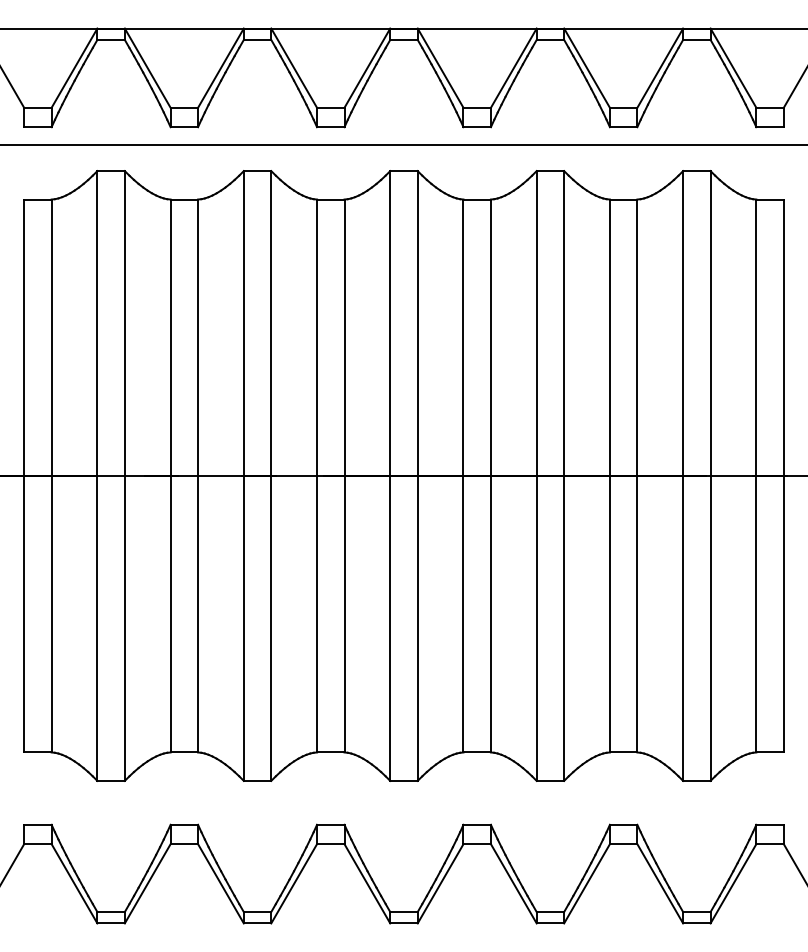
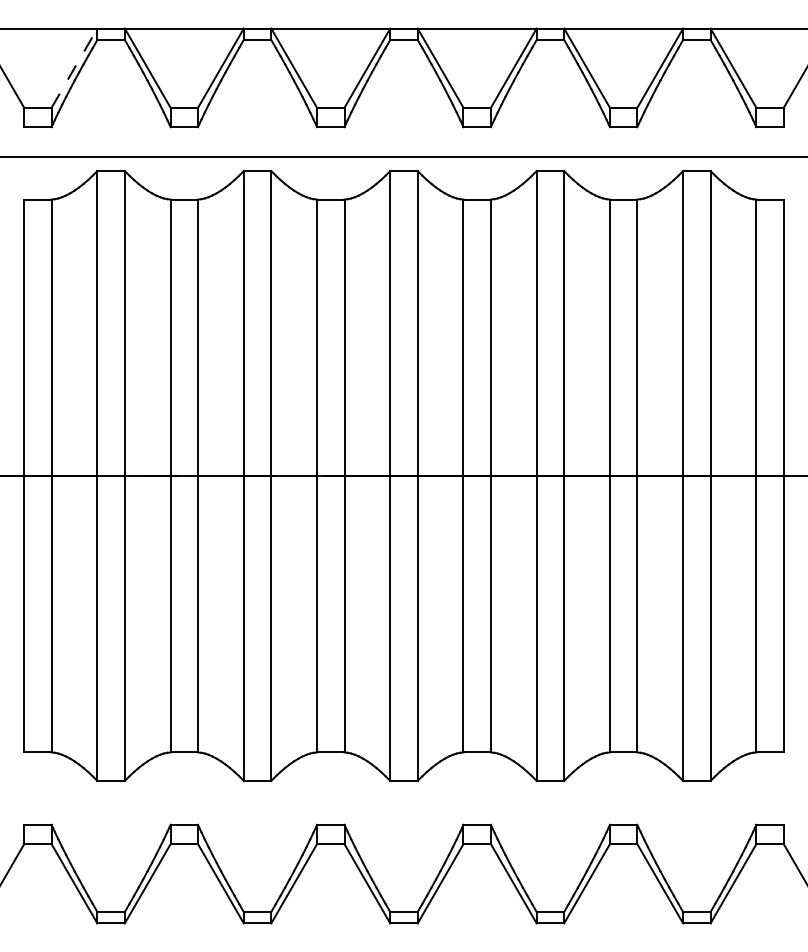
line: solid -> dashed (74, 68)
line position: (403, 144) -> (403, 156) (403, 156)
